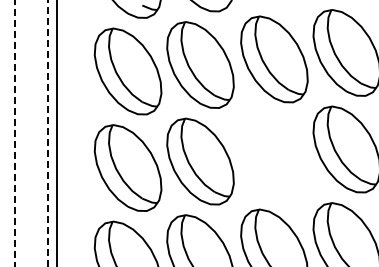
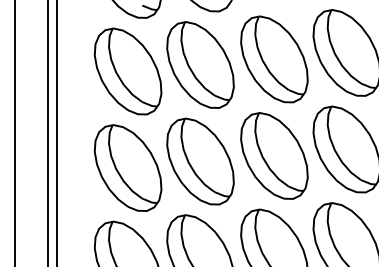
line: dashed -> solid (48, 133)
line: dashed -> solid (15, 134)
part: none -> present (274, 155)
